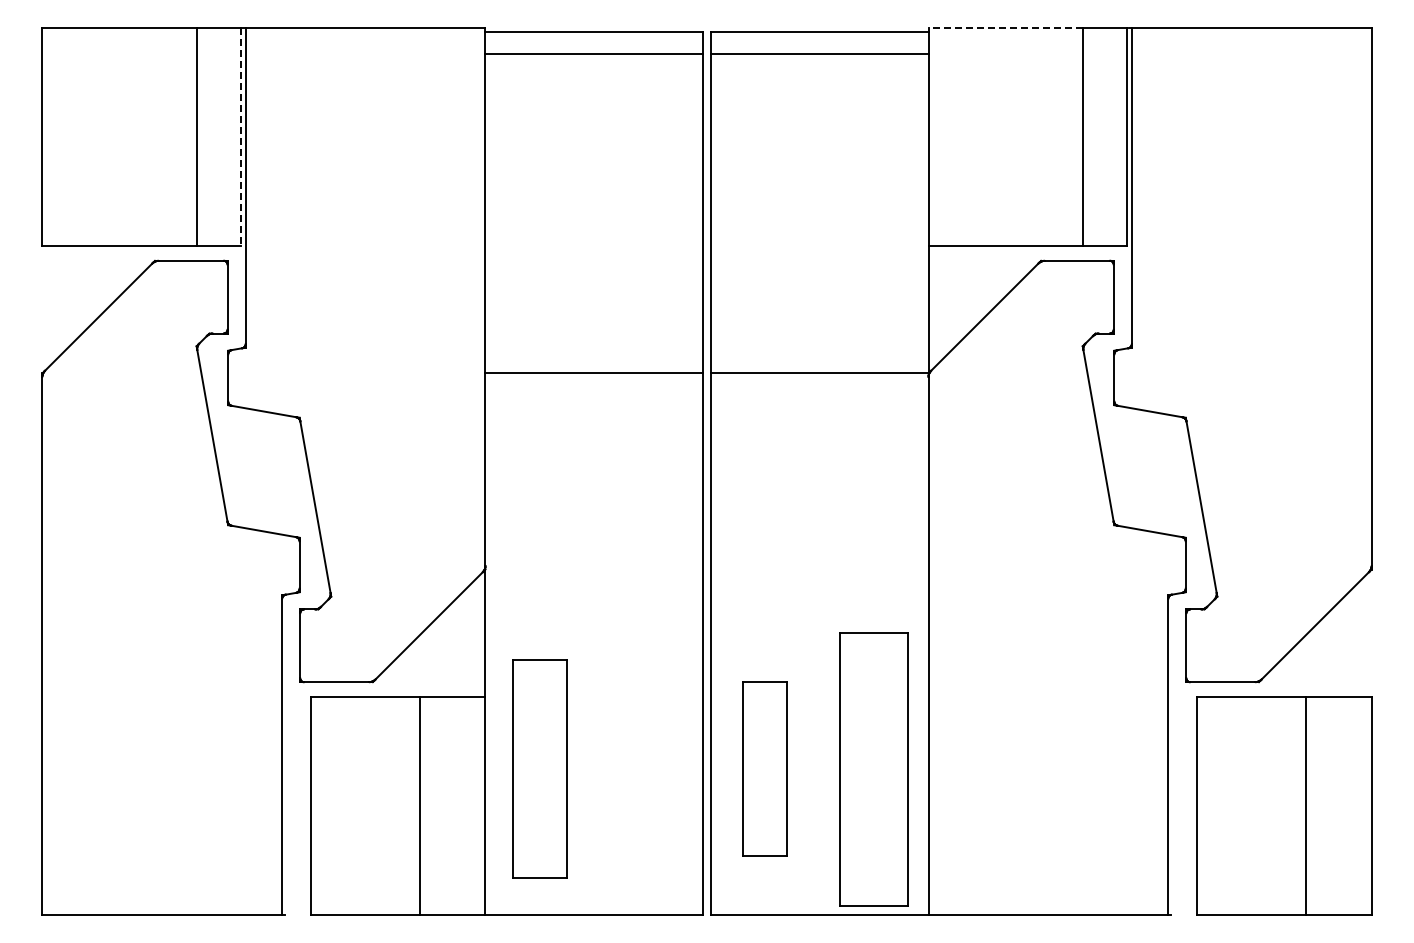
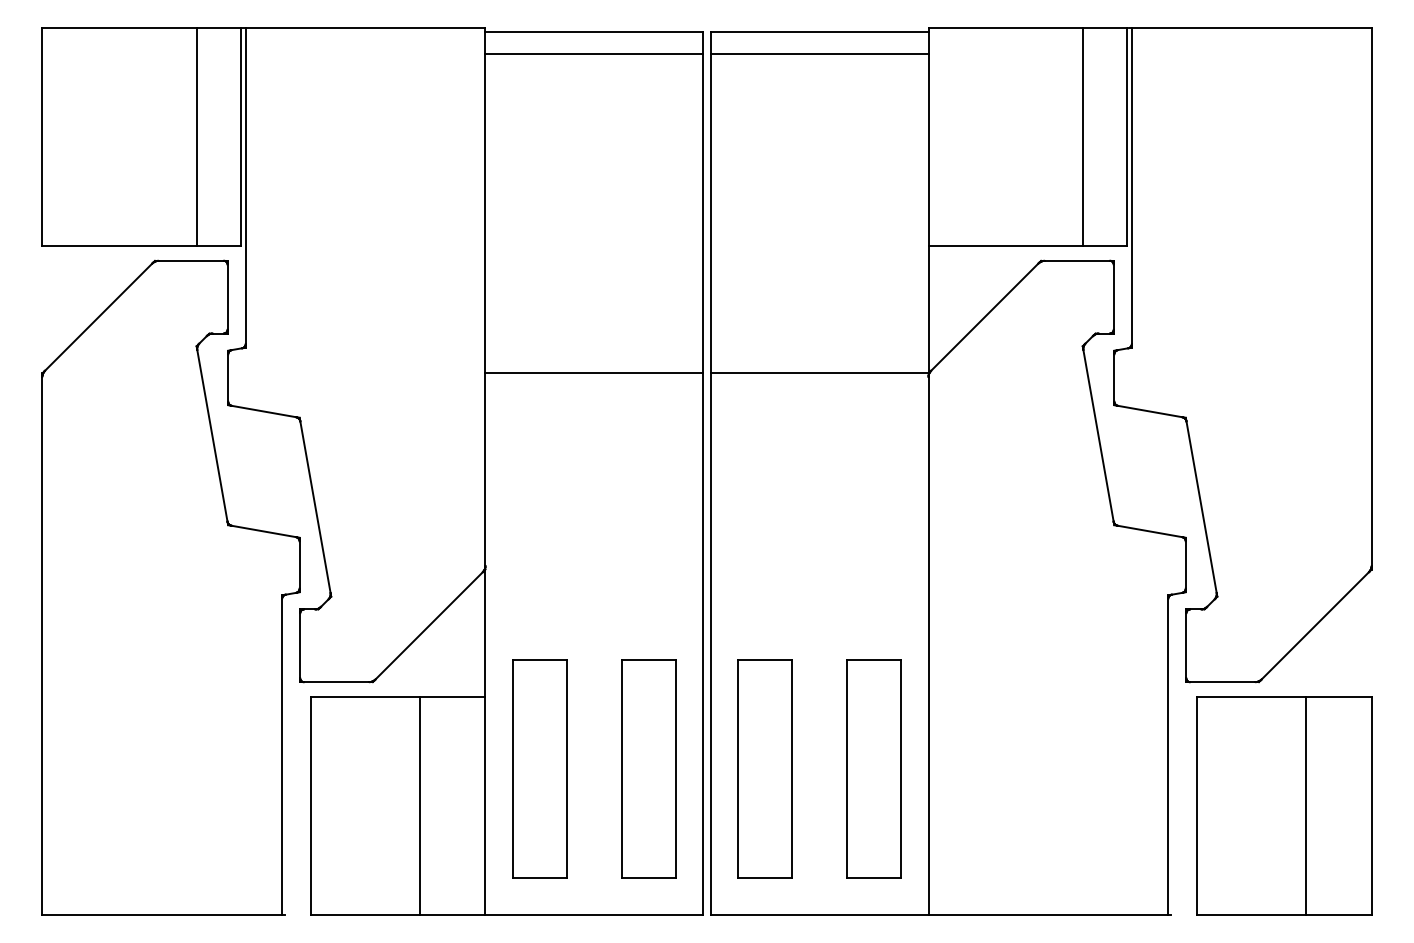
line: dashed -> solid (1005, 28)
line: dashed -> solid (241, 137)
part: none -> present (648, 768)
part size: 46x176 px -> 56x220 px (764, 768)
part size: 70x275 px -> 56x220 px (873, 768)
